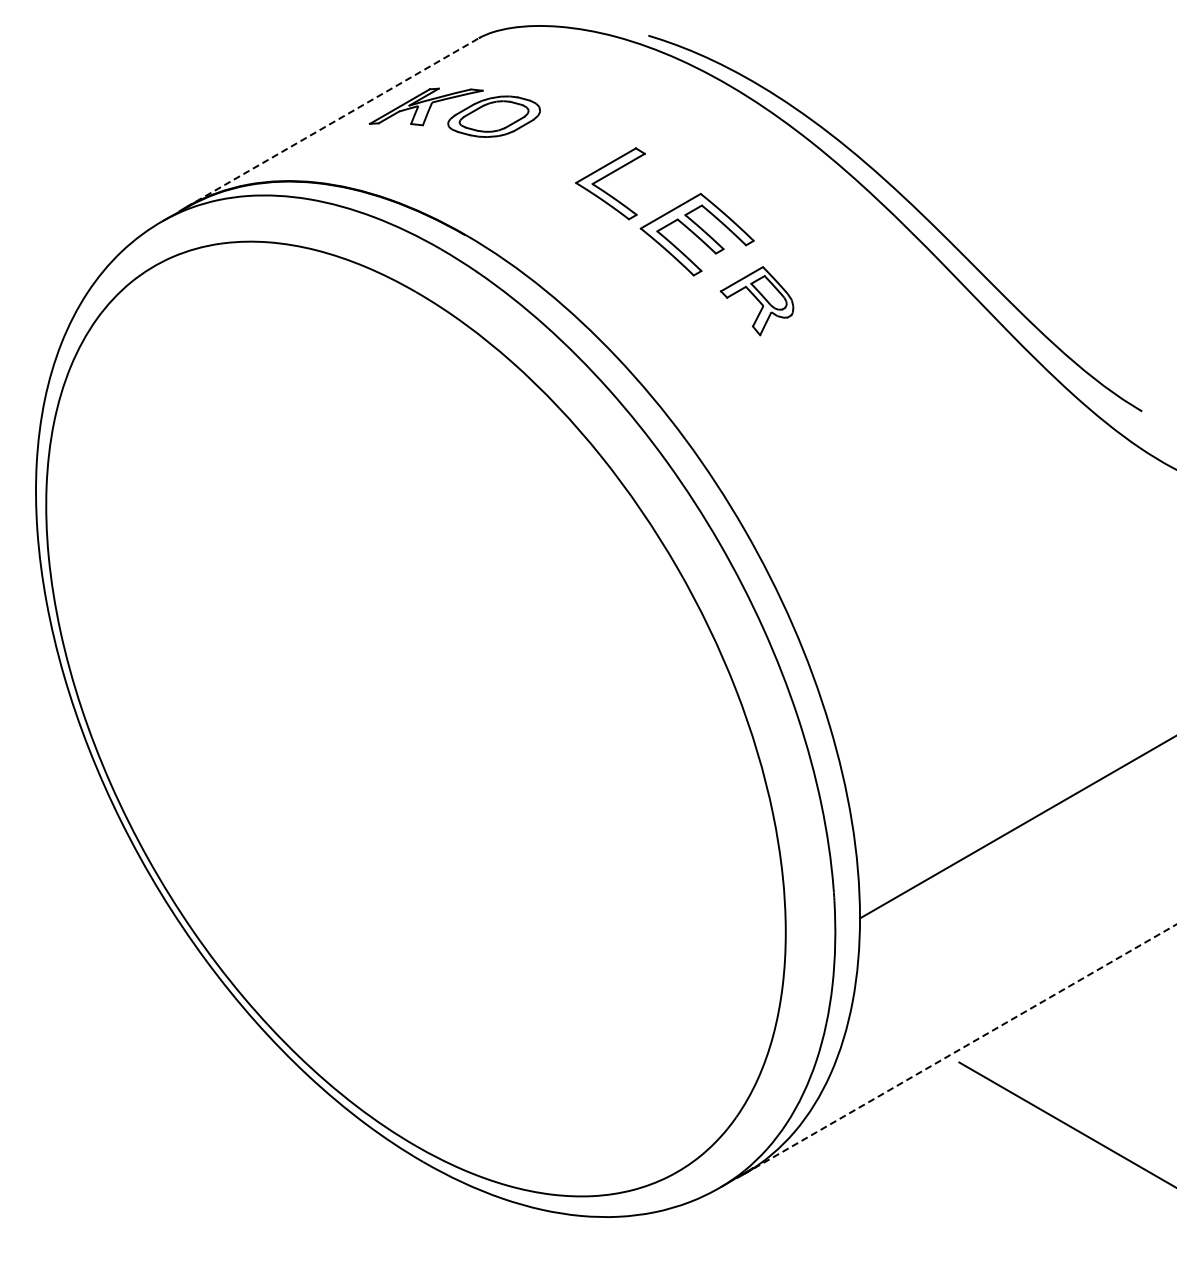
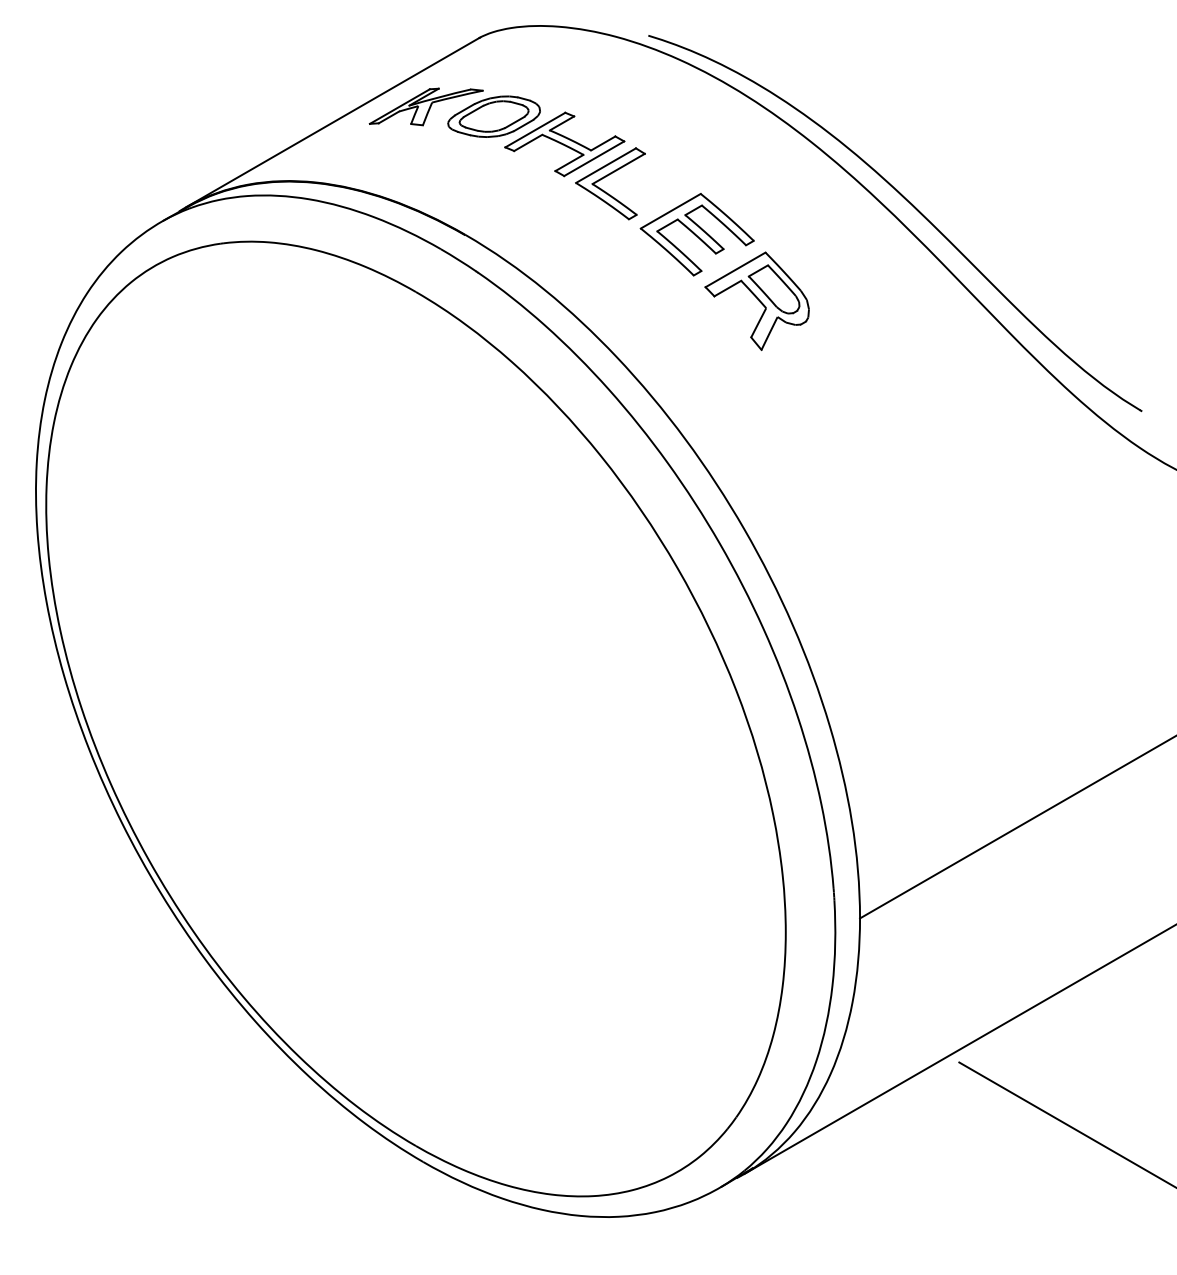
line: dashed -> solid (332, 122)
part: none -> present (564, 144)
part size: 76x71 px -> 106x100 px (756, 300)
line: dashed -> solid (960, 1048)
